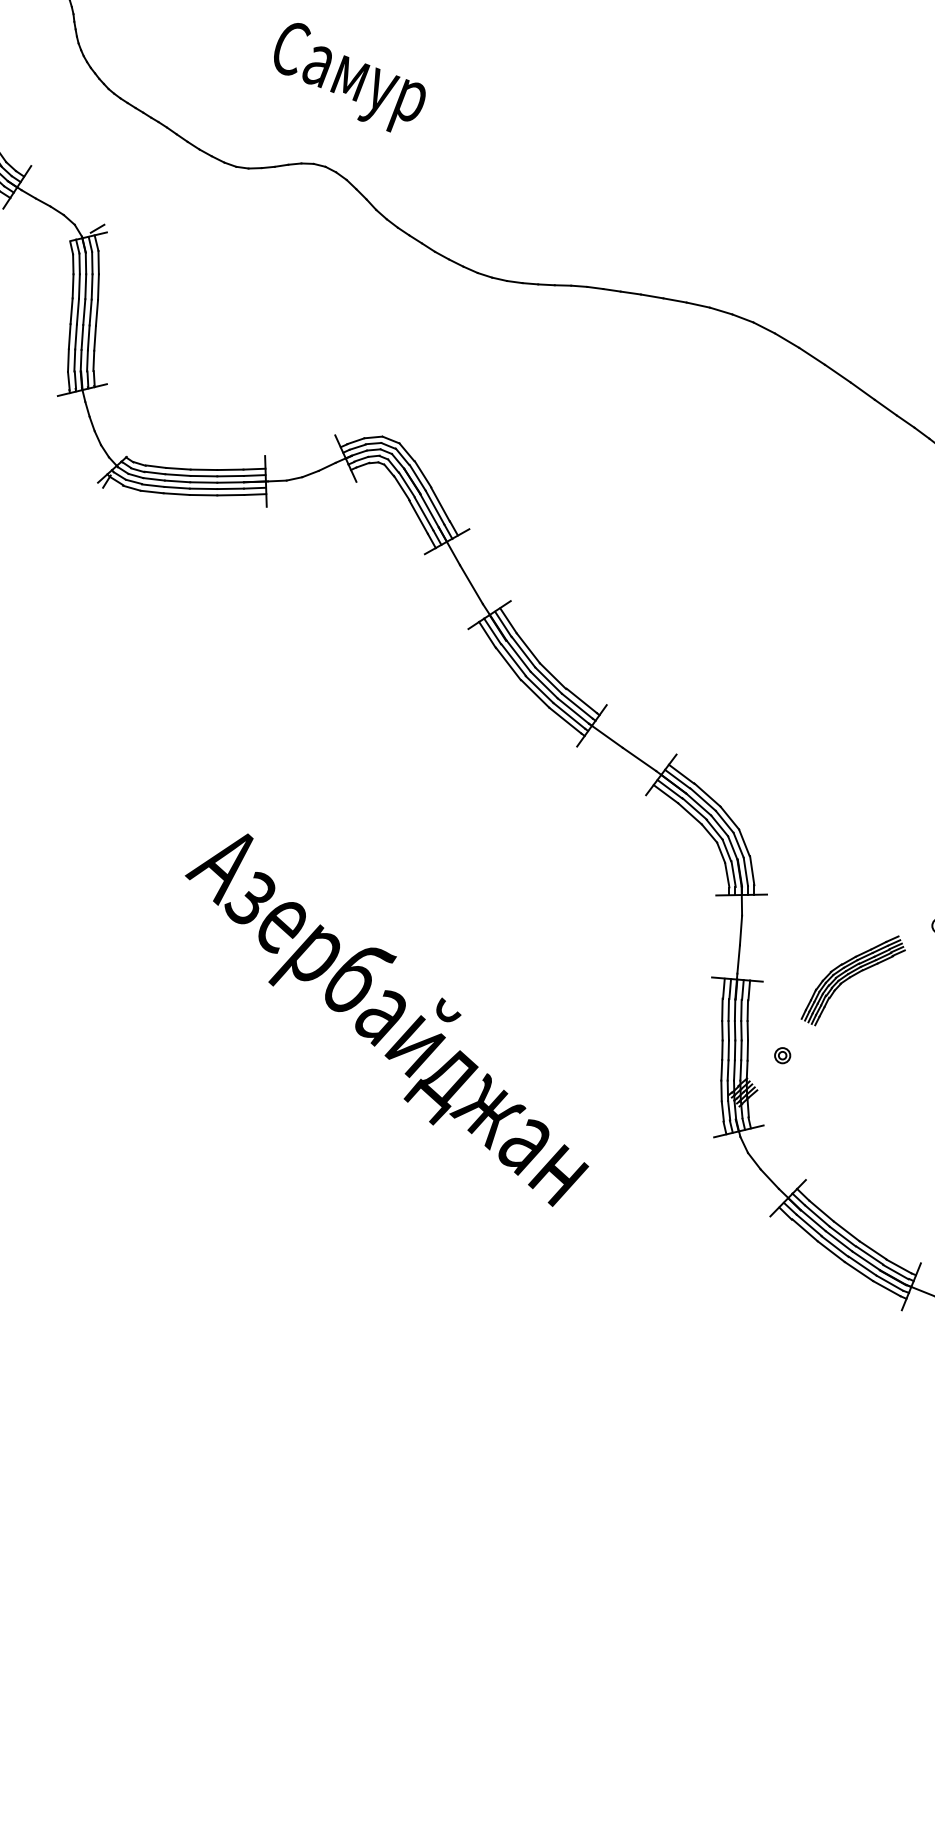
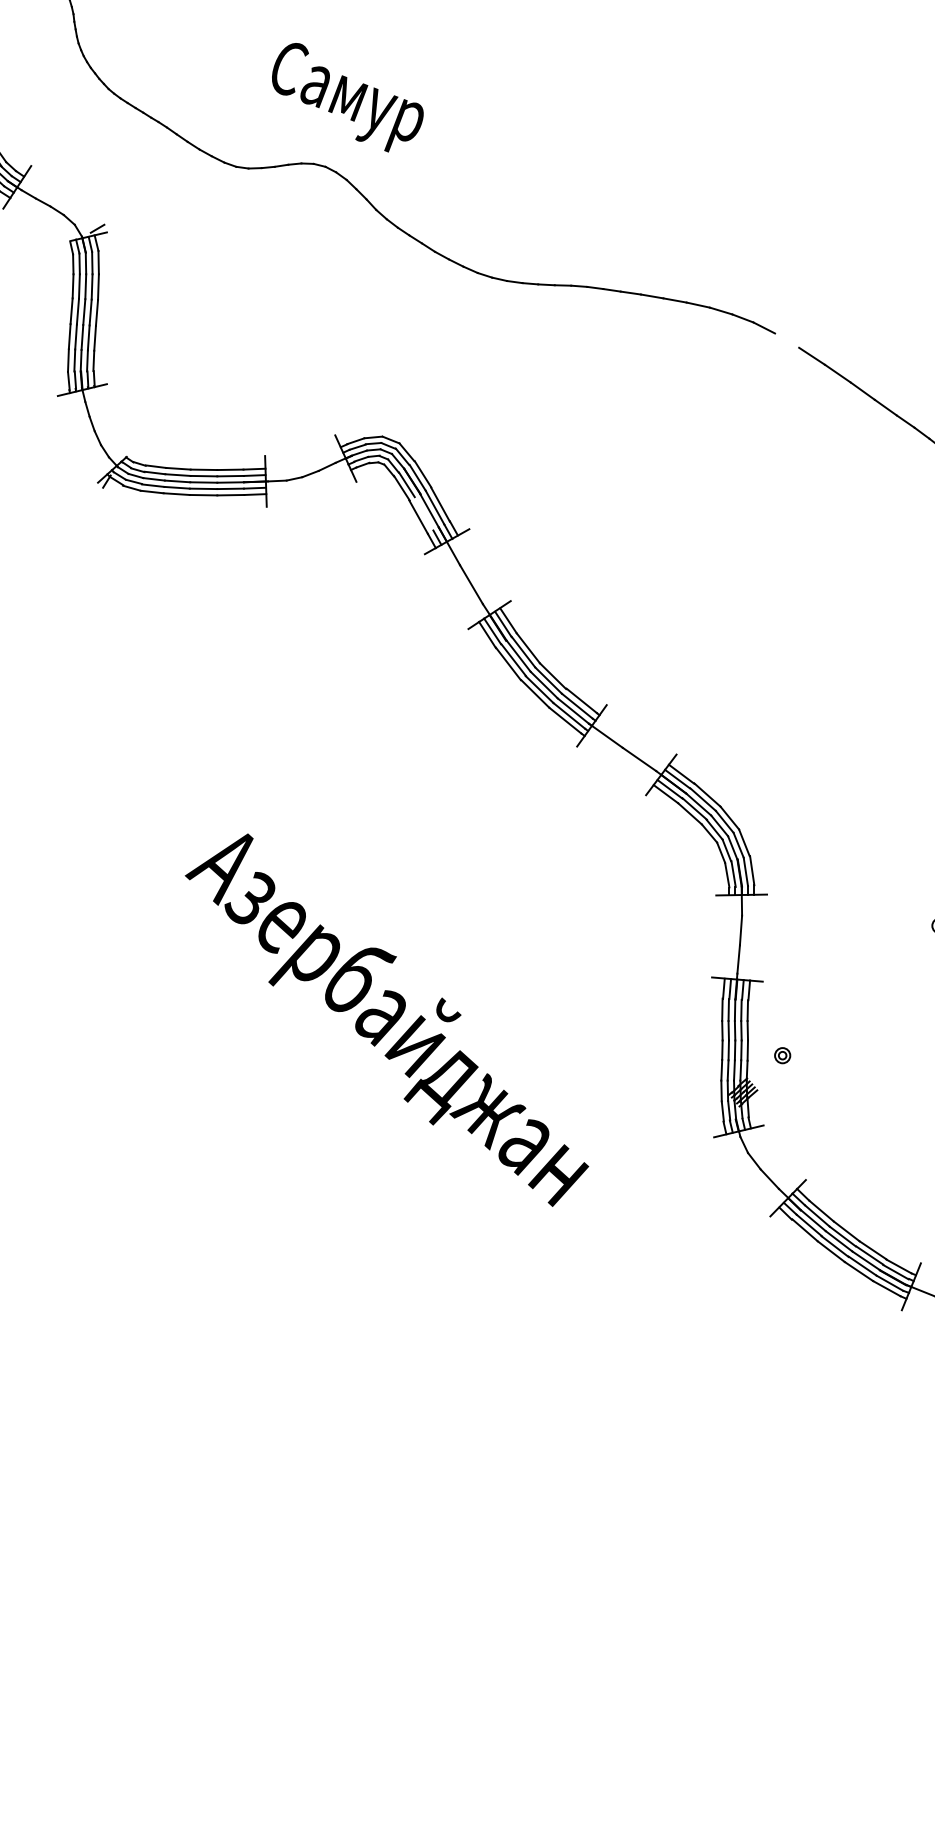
text position: (349, 77) -> (347, 97) (347, 97)
line: present -> none (787, 340)
line: present -> none (423, 513)
part: present -> none (852, 980)
